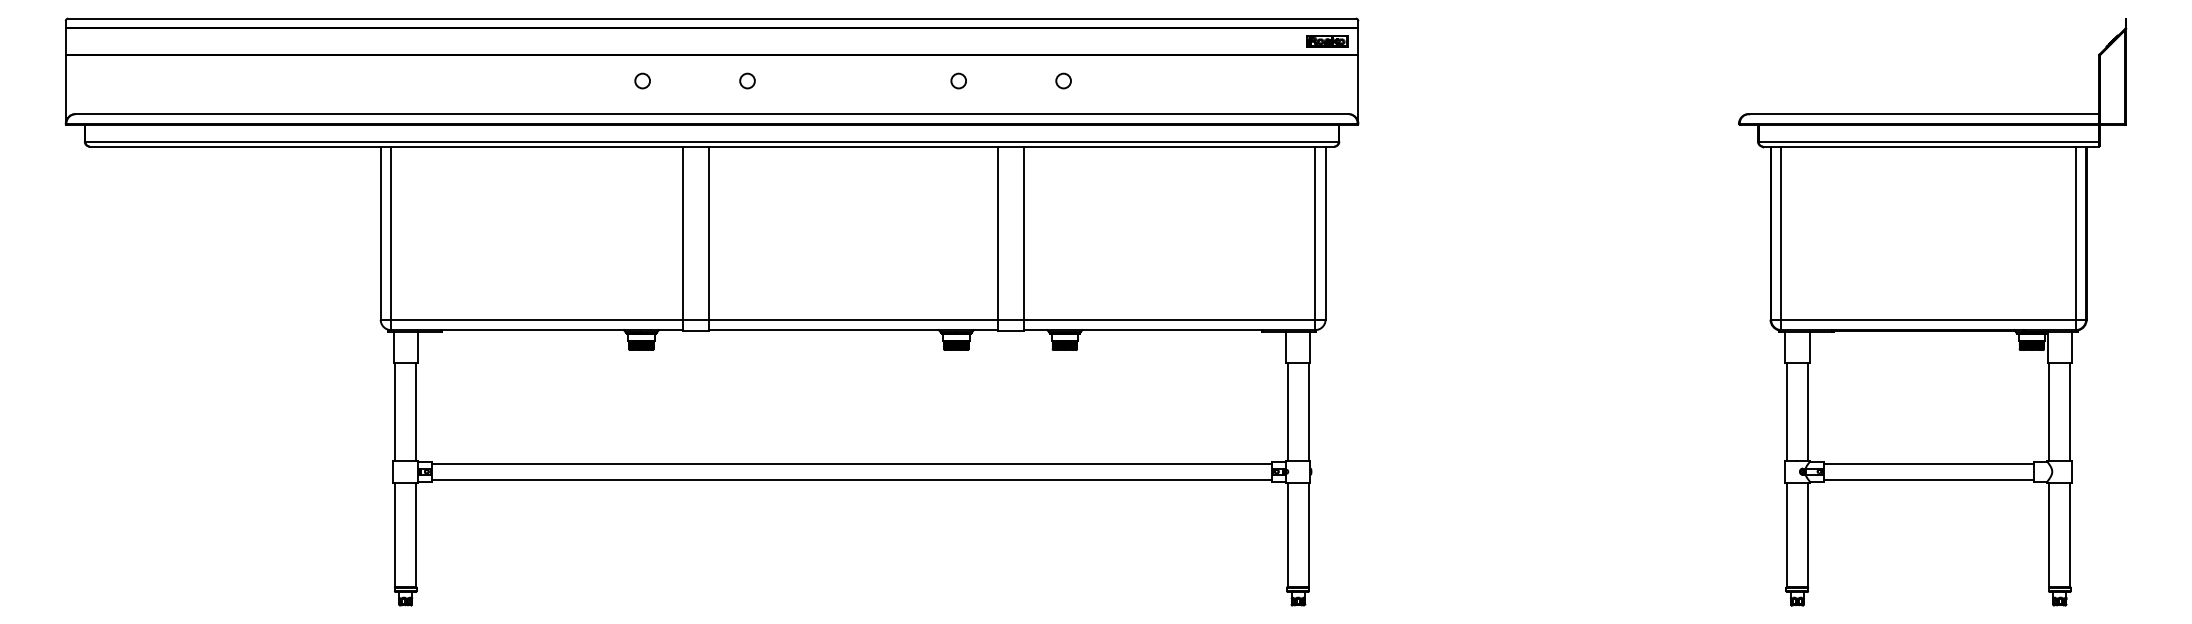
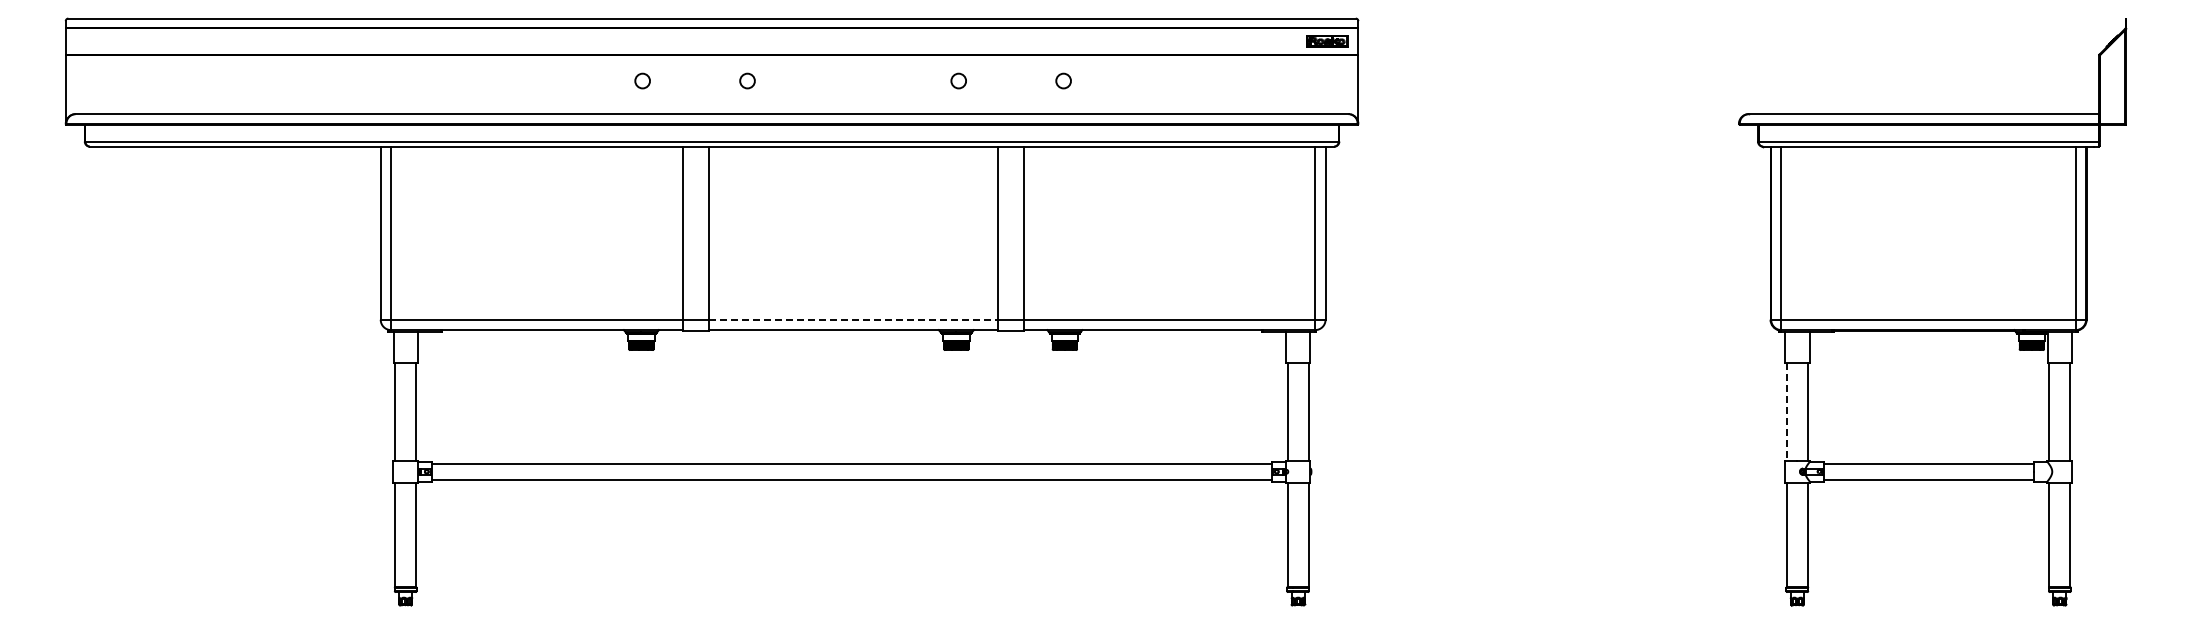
line: solid -> dashed (853, 319)
line: solid -> dashed (1786, 412)
